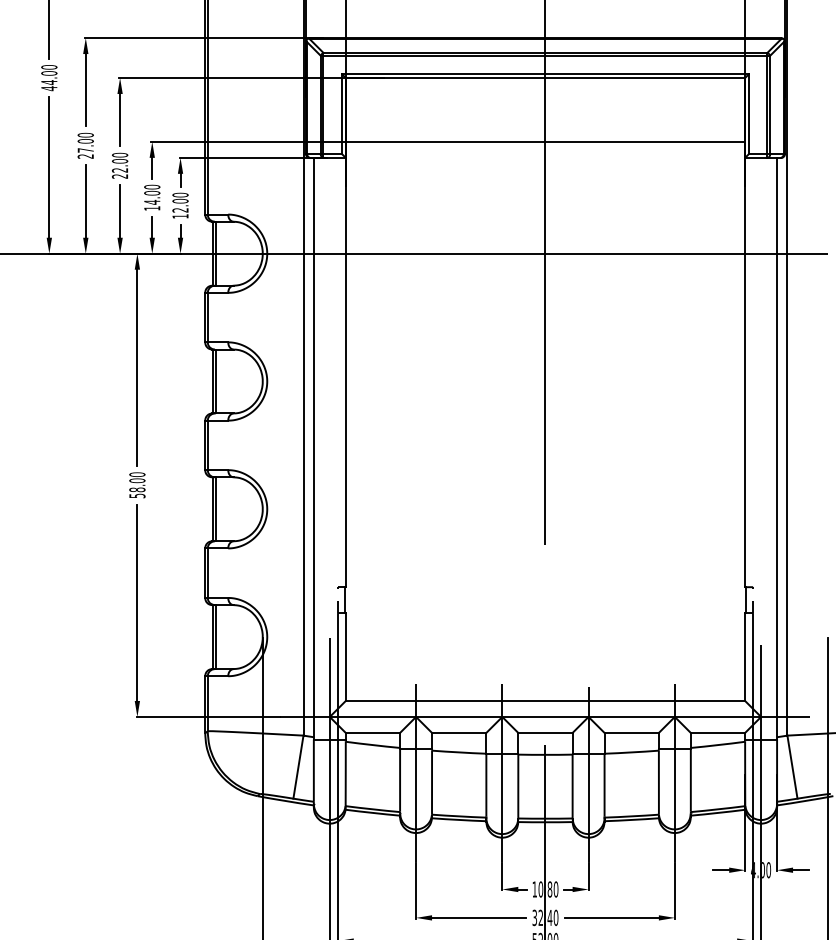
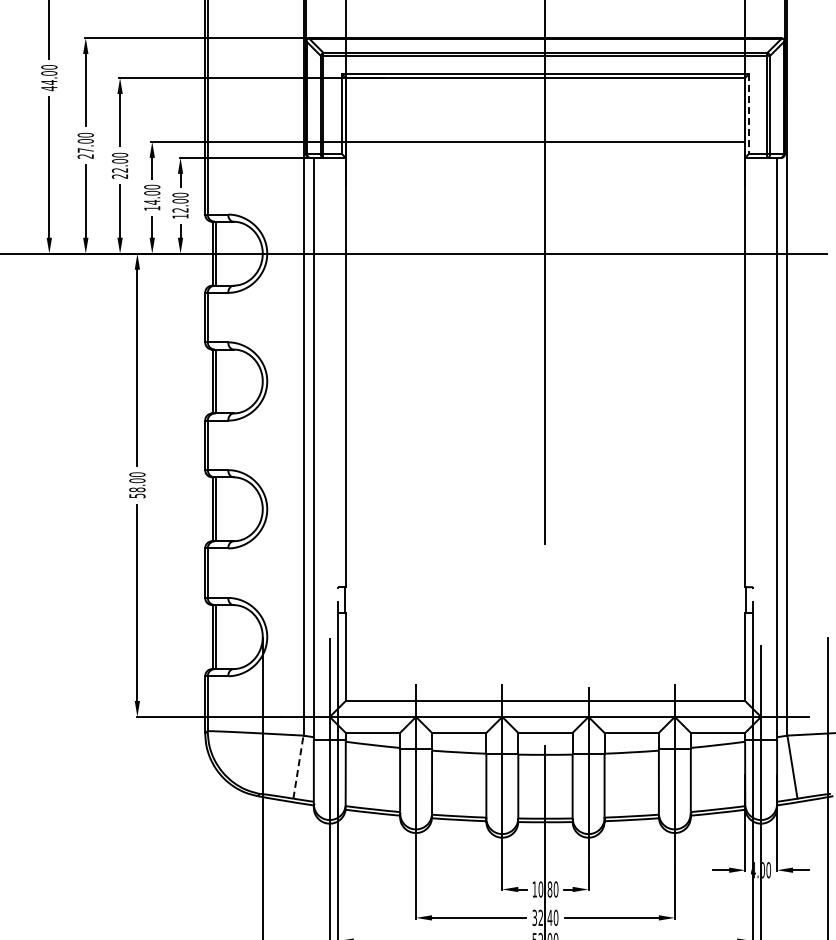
line: solid -> dashed (749, 113)
line: solid -> dashed (298, 767)
